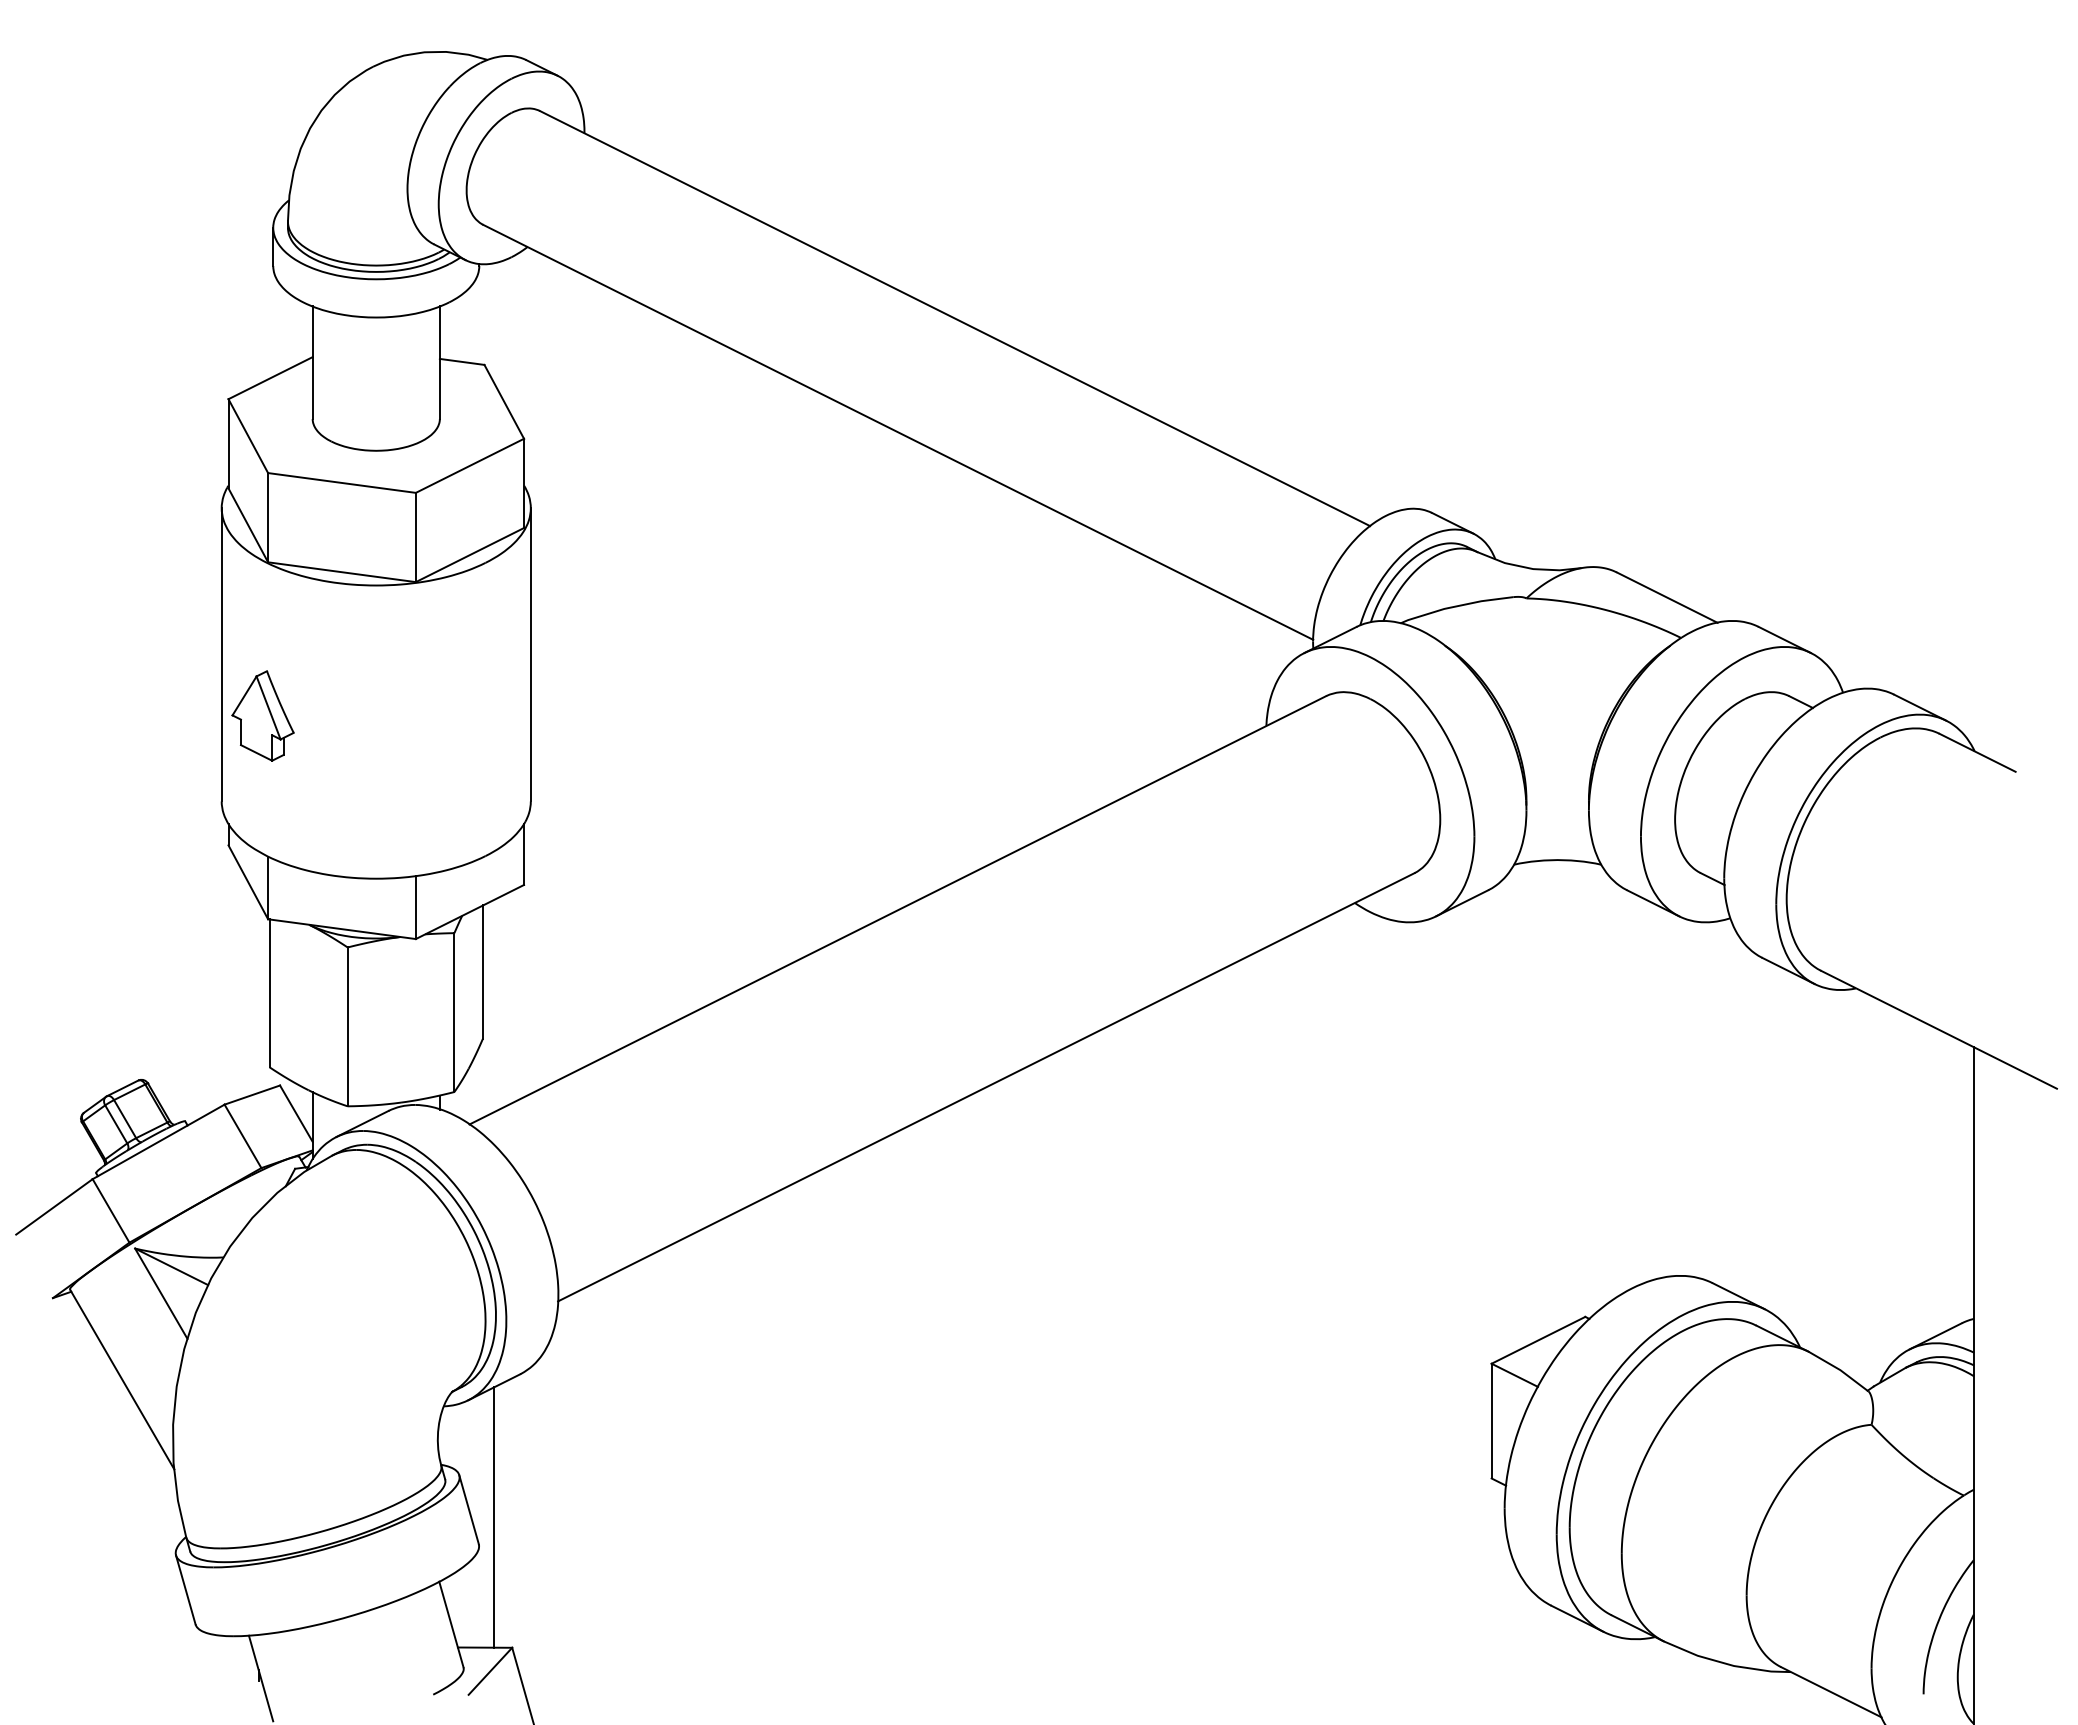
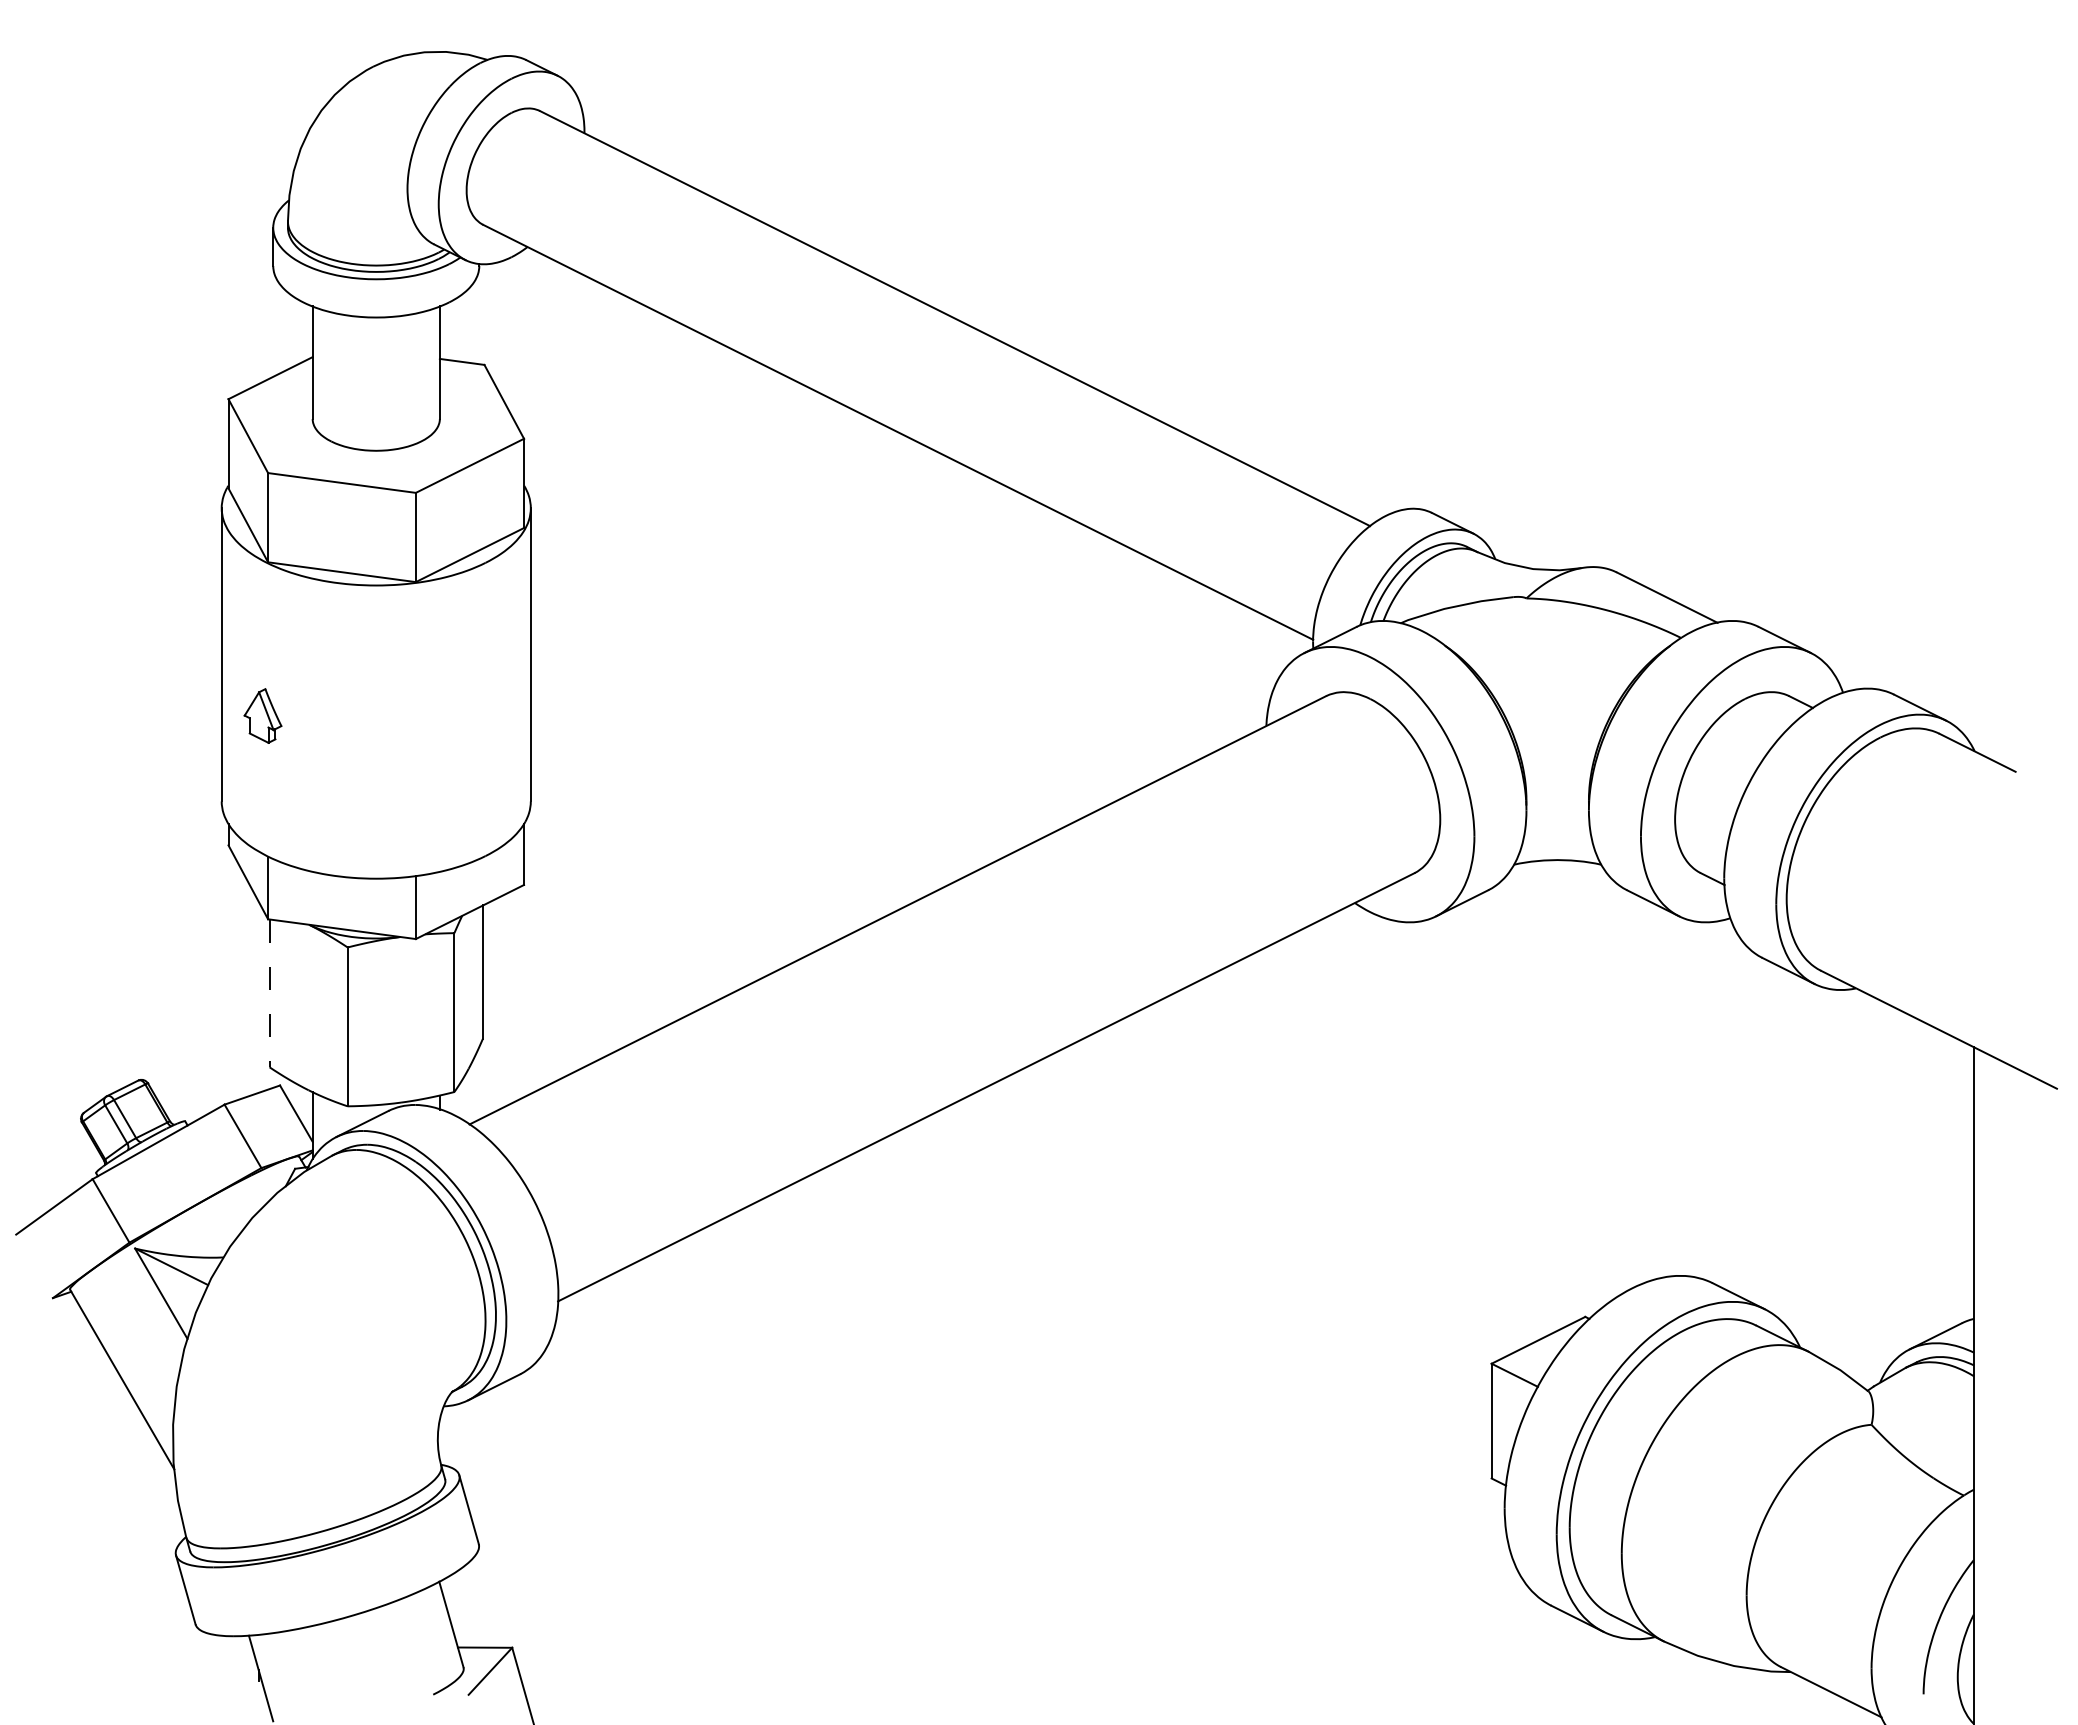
part size: 64x92 px -> 40x56 px (262, 715)
line: solid -> dashed (269, 993)
line: present -> none (494, 1517)
